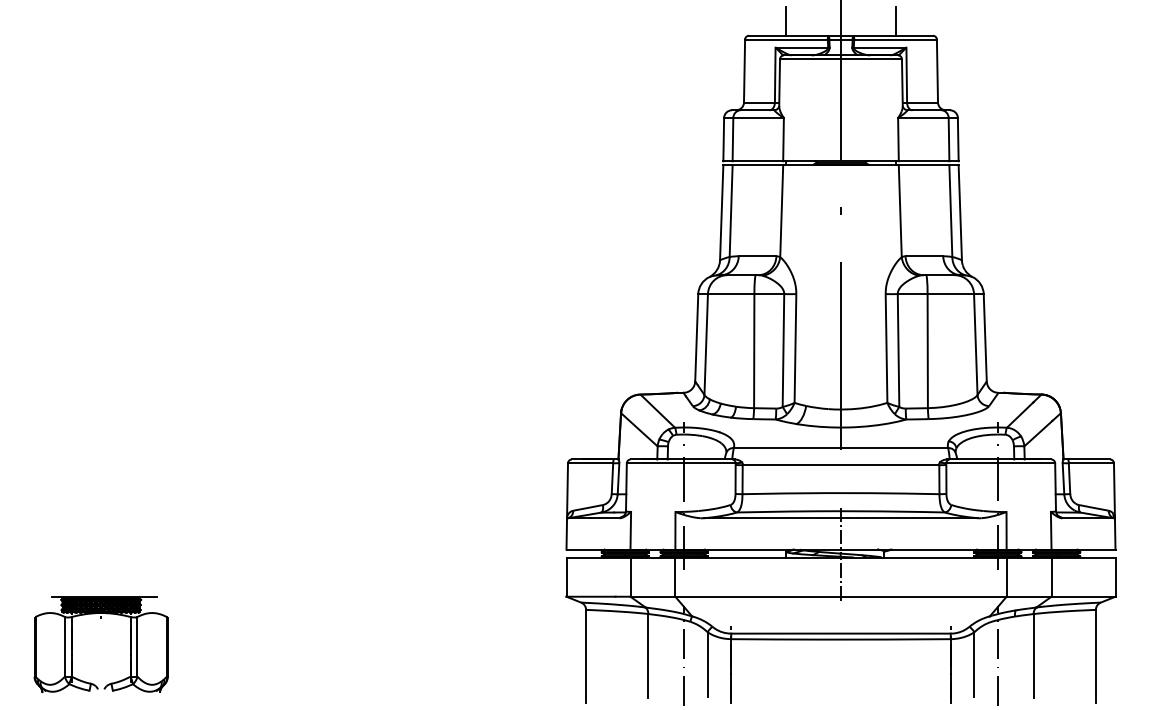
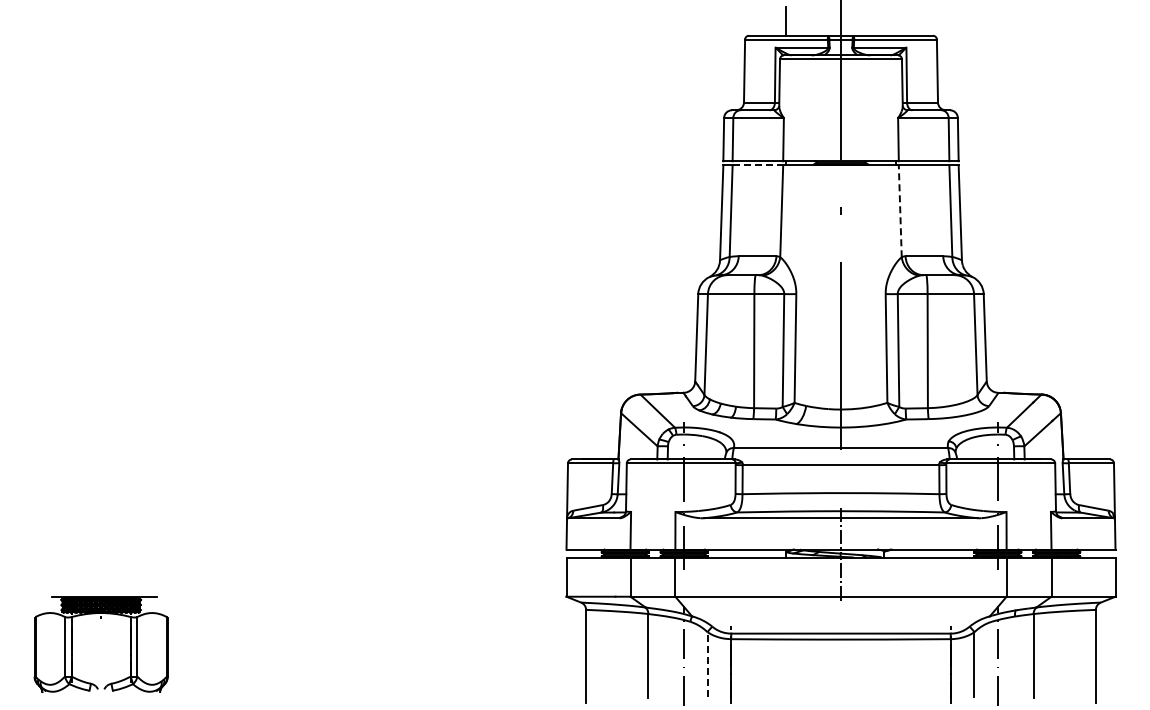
line: present -> none (895, 20)
line: solid -> dashed (758, 165)
line: solid -> dashed (900, 211)
line: solid -> dashed (707, 664)
